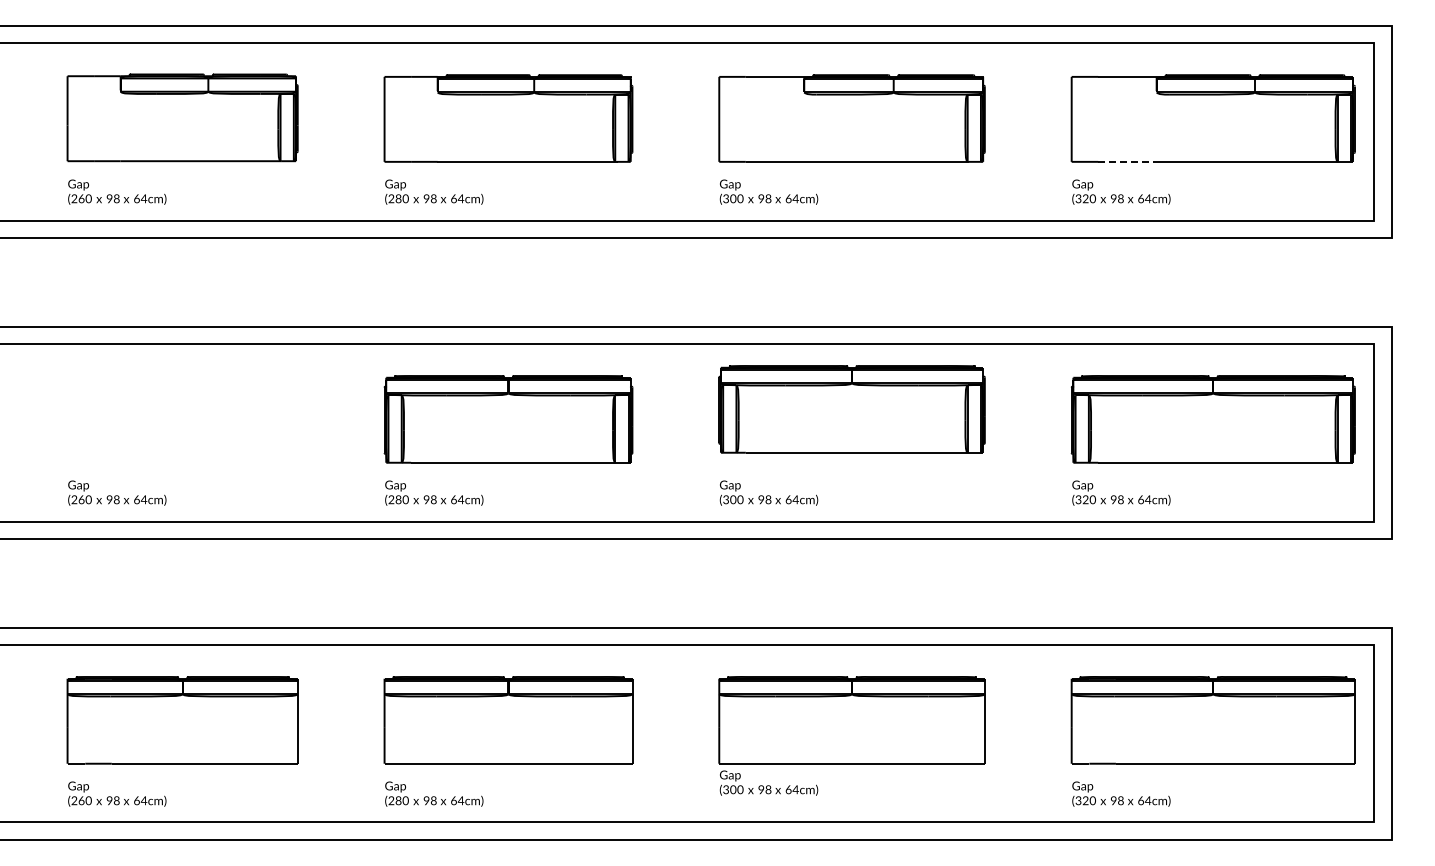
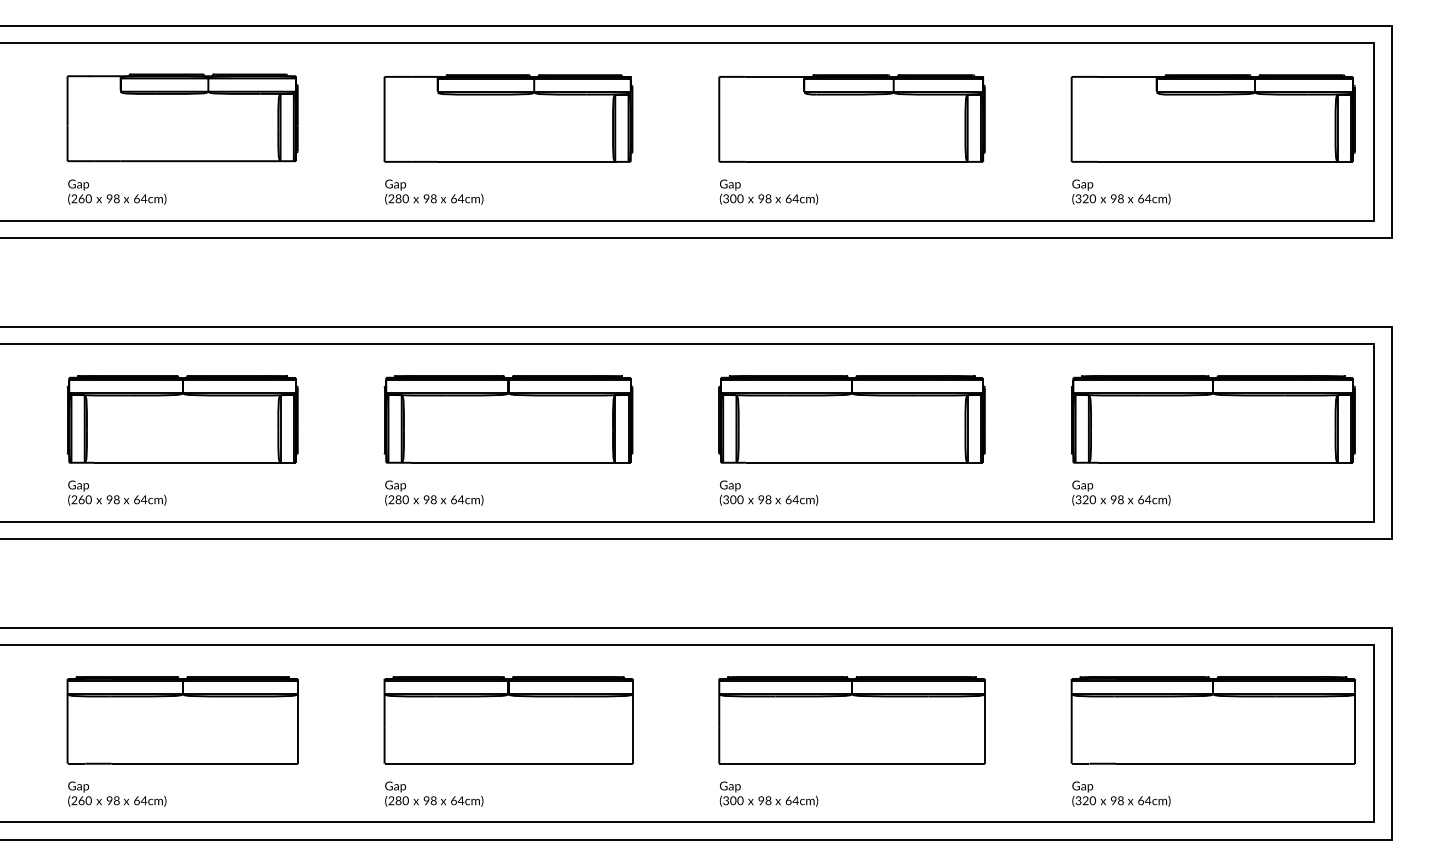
line: dashed -> solid (1127, 161)
part position: (851, 409) -> (851, 419) (851, 419)
part: none -> present (182, 419)
text position: (768, 782) -> (768, 793) (768, 793)
